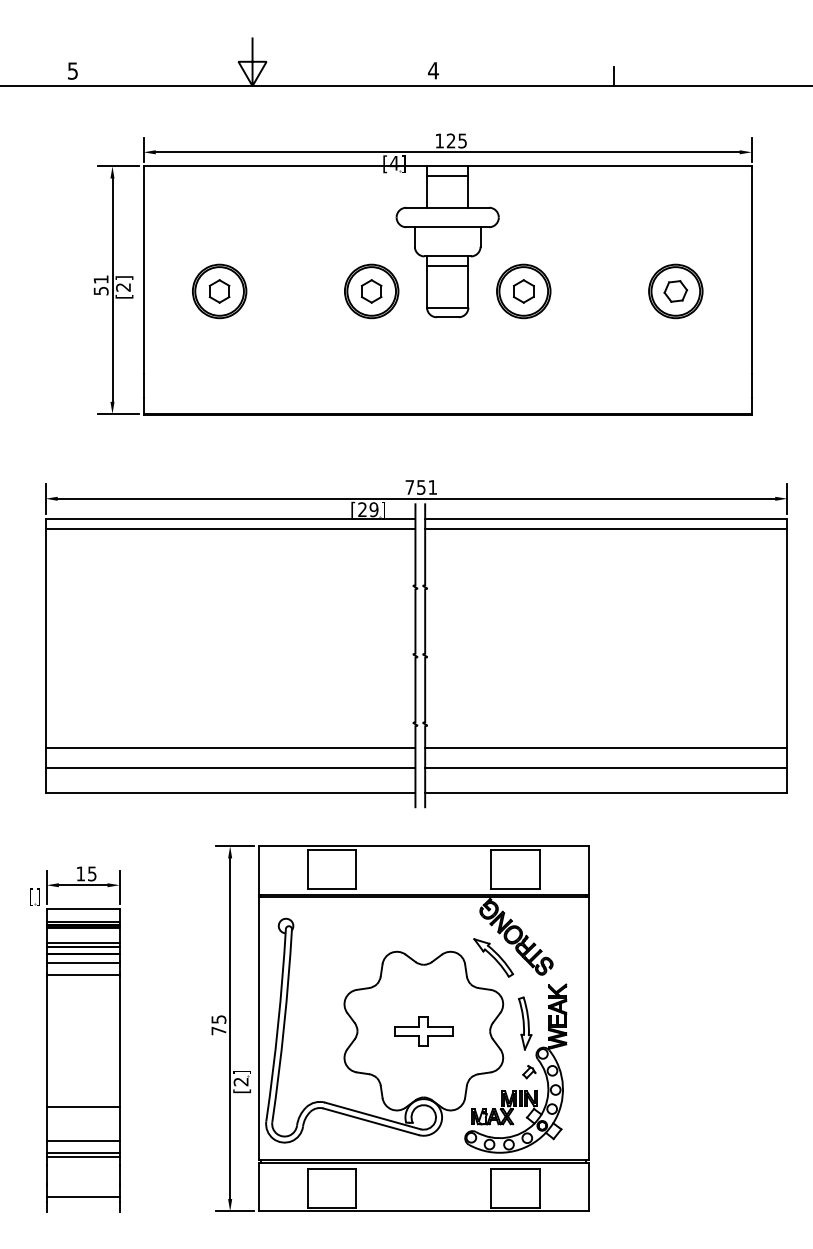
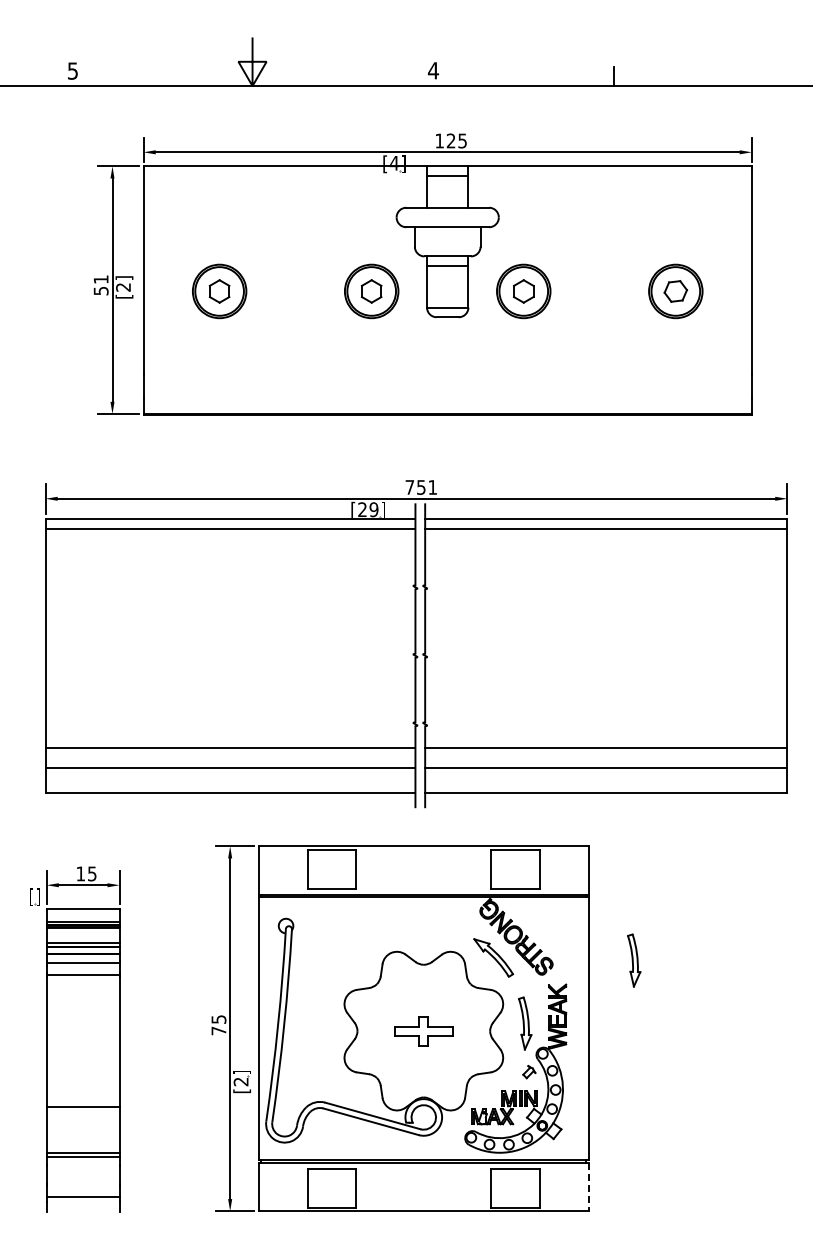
part: none -> present (634, 960)
line: present -> none (82, 1141)
line: solid -> dashed (588, 1187)
